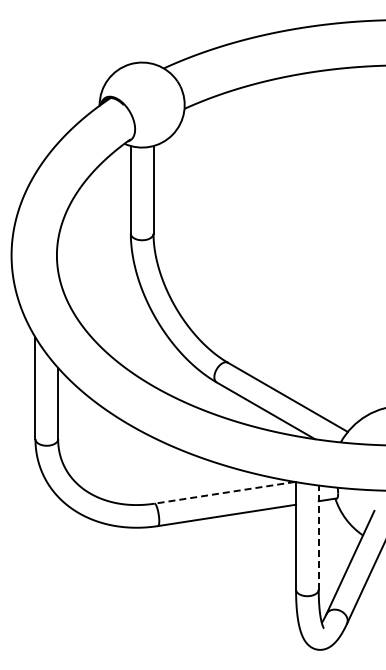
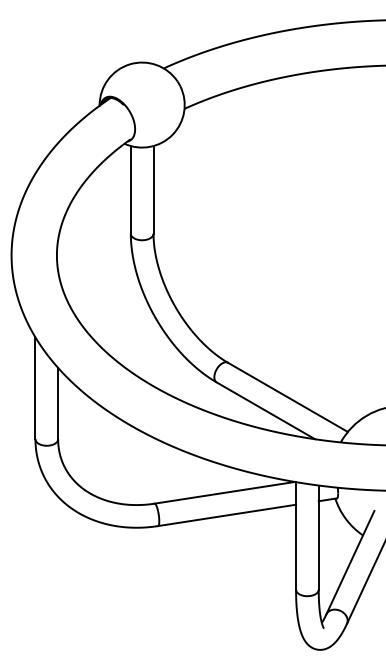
line: dashed -> solid (224, 492)
line: dashed -> solid (318, 537)
